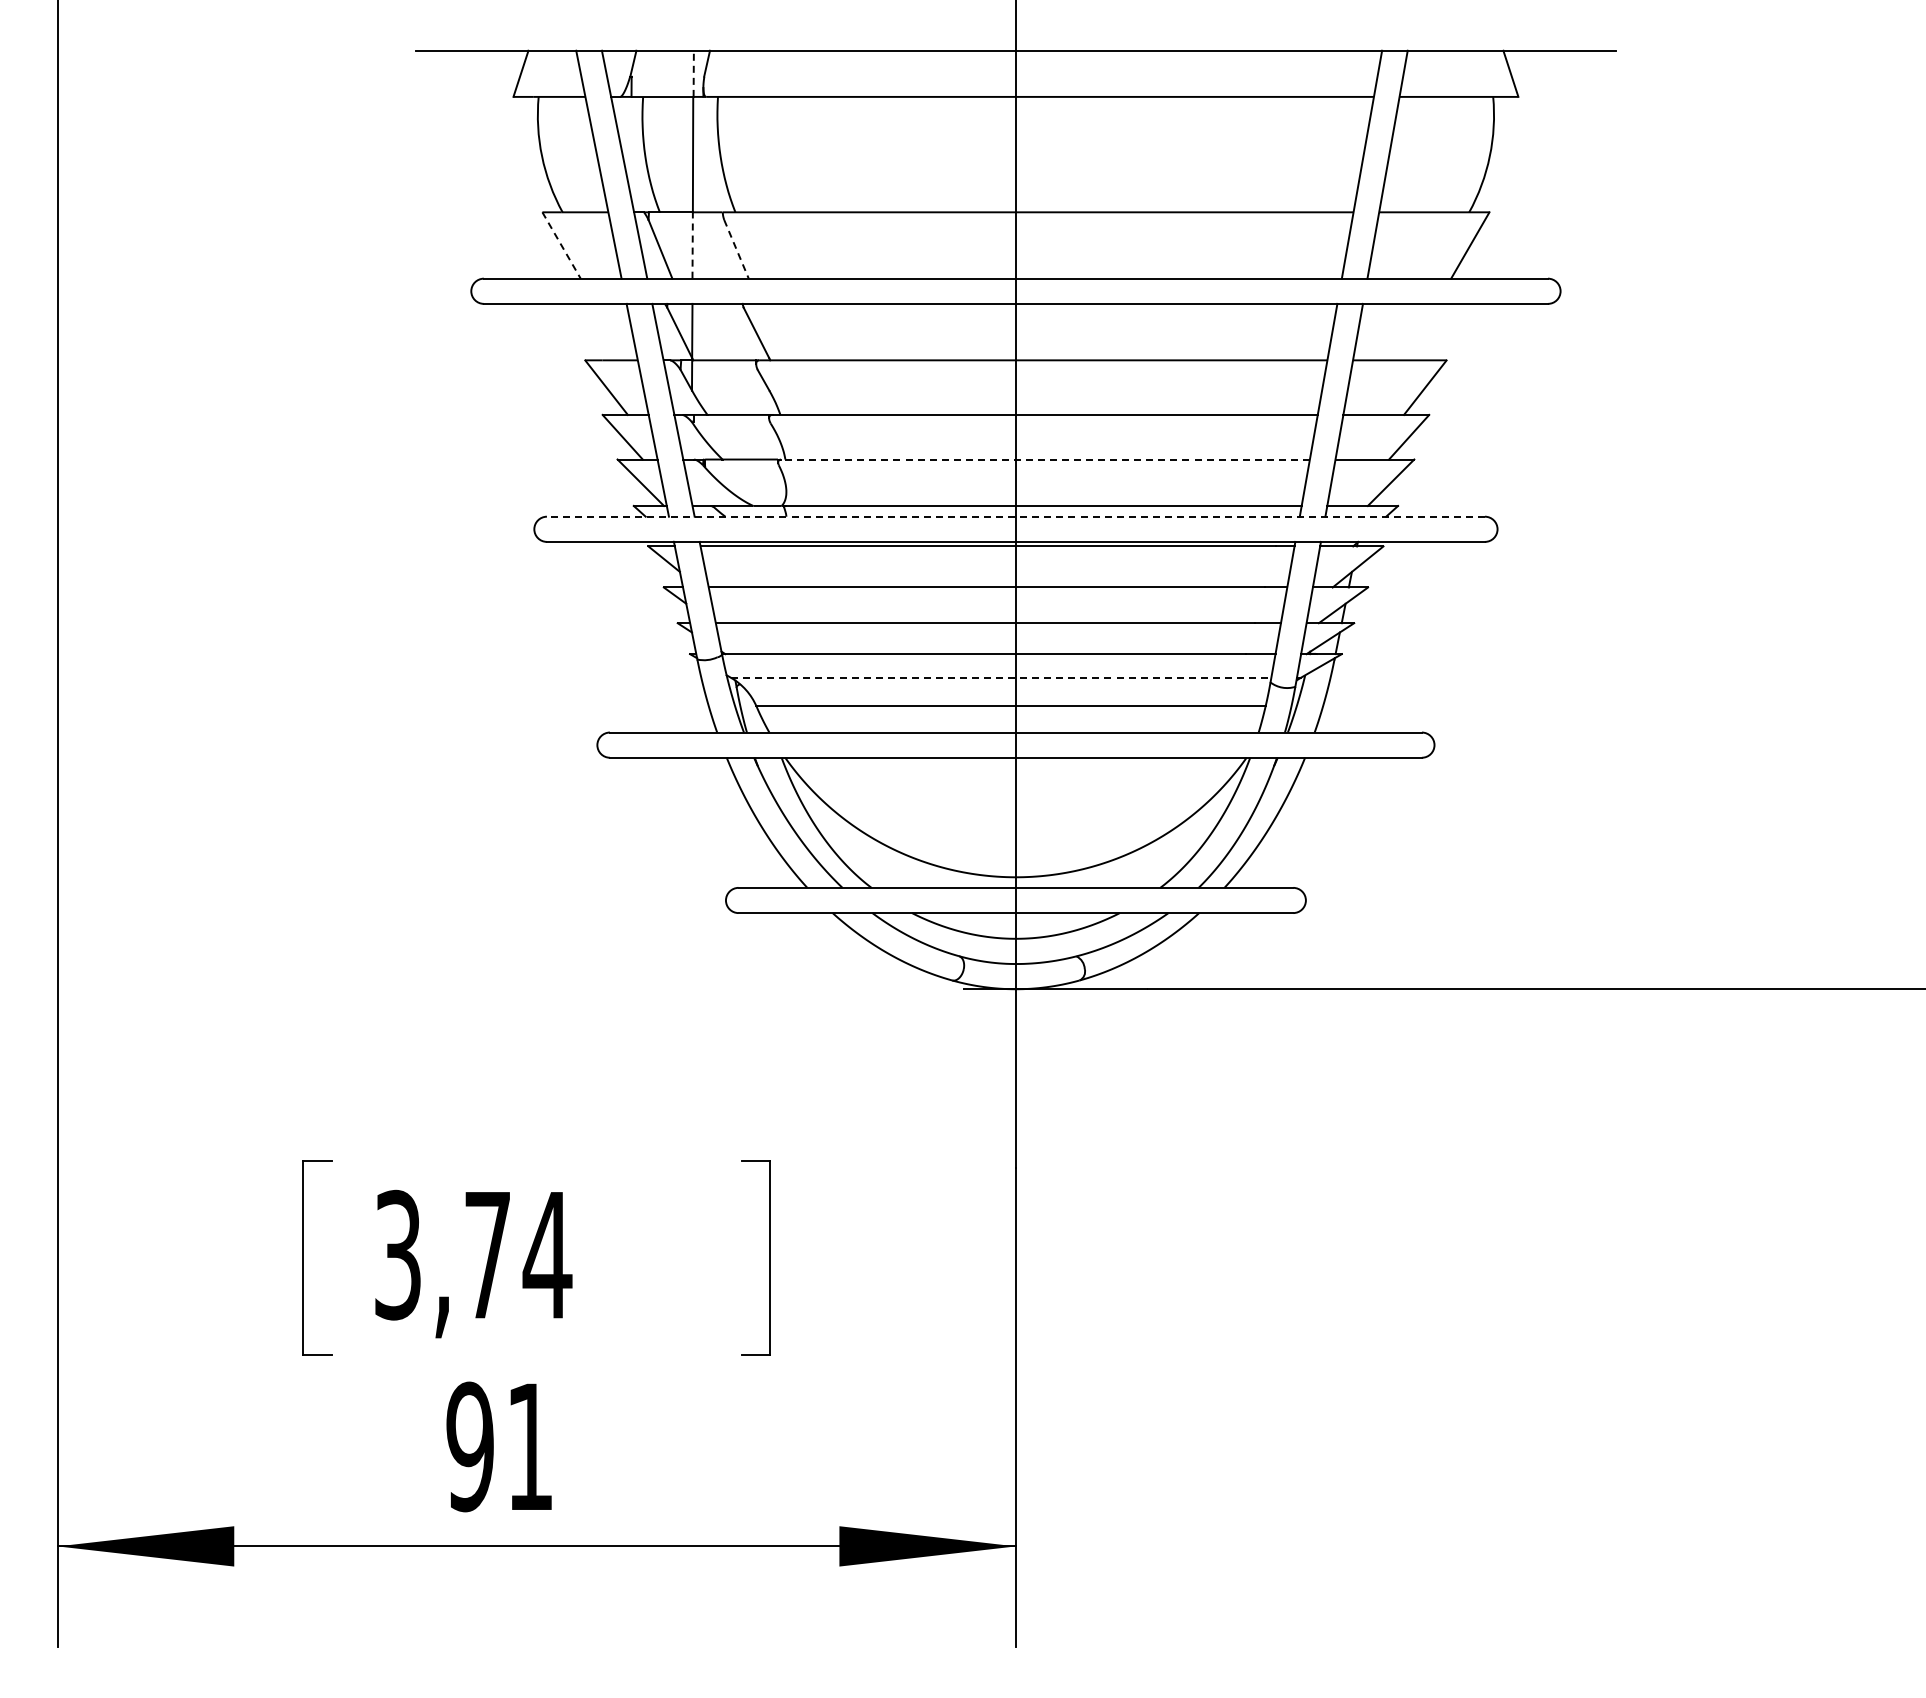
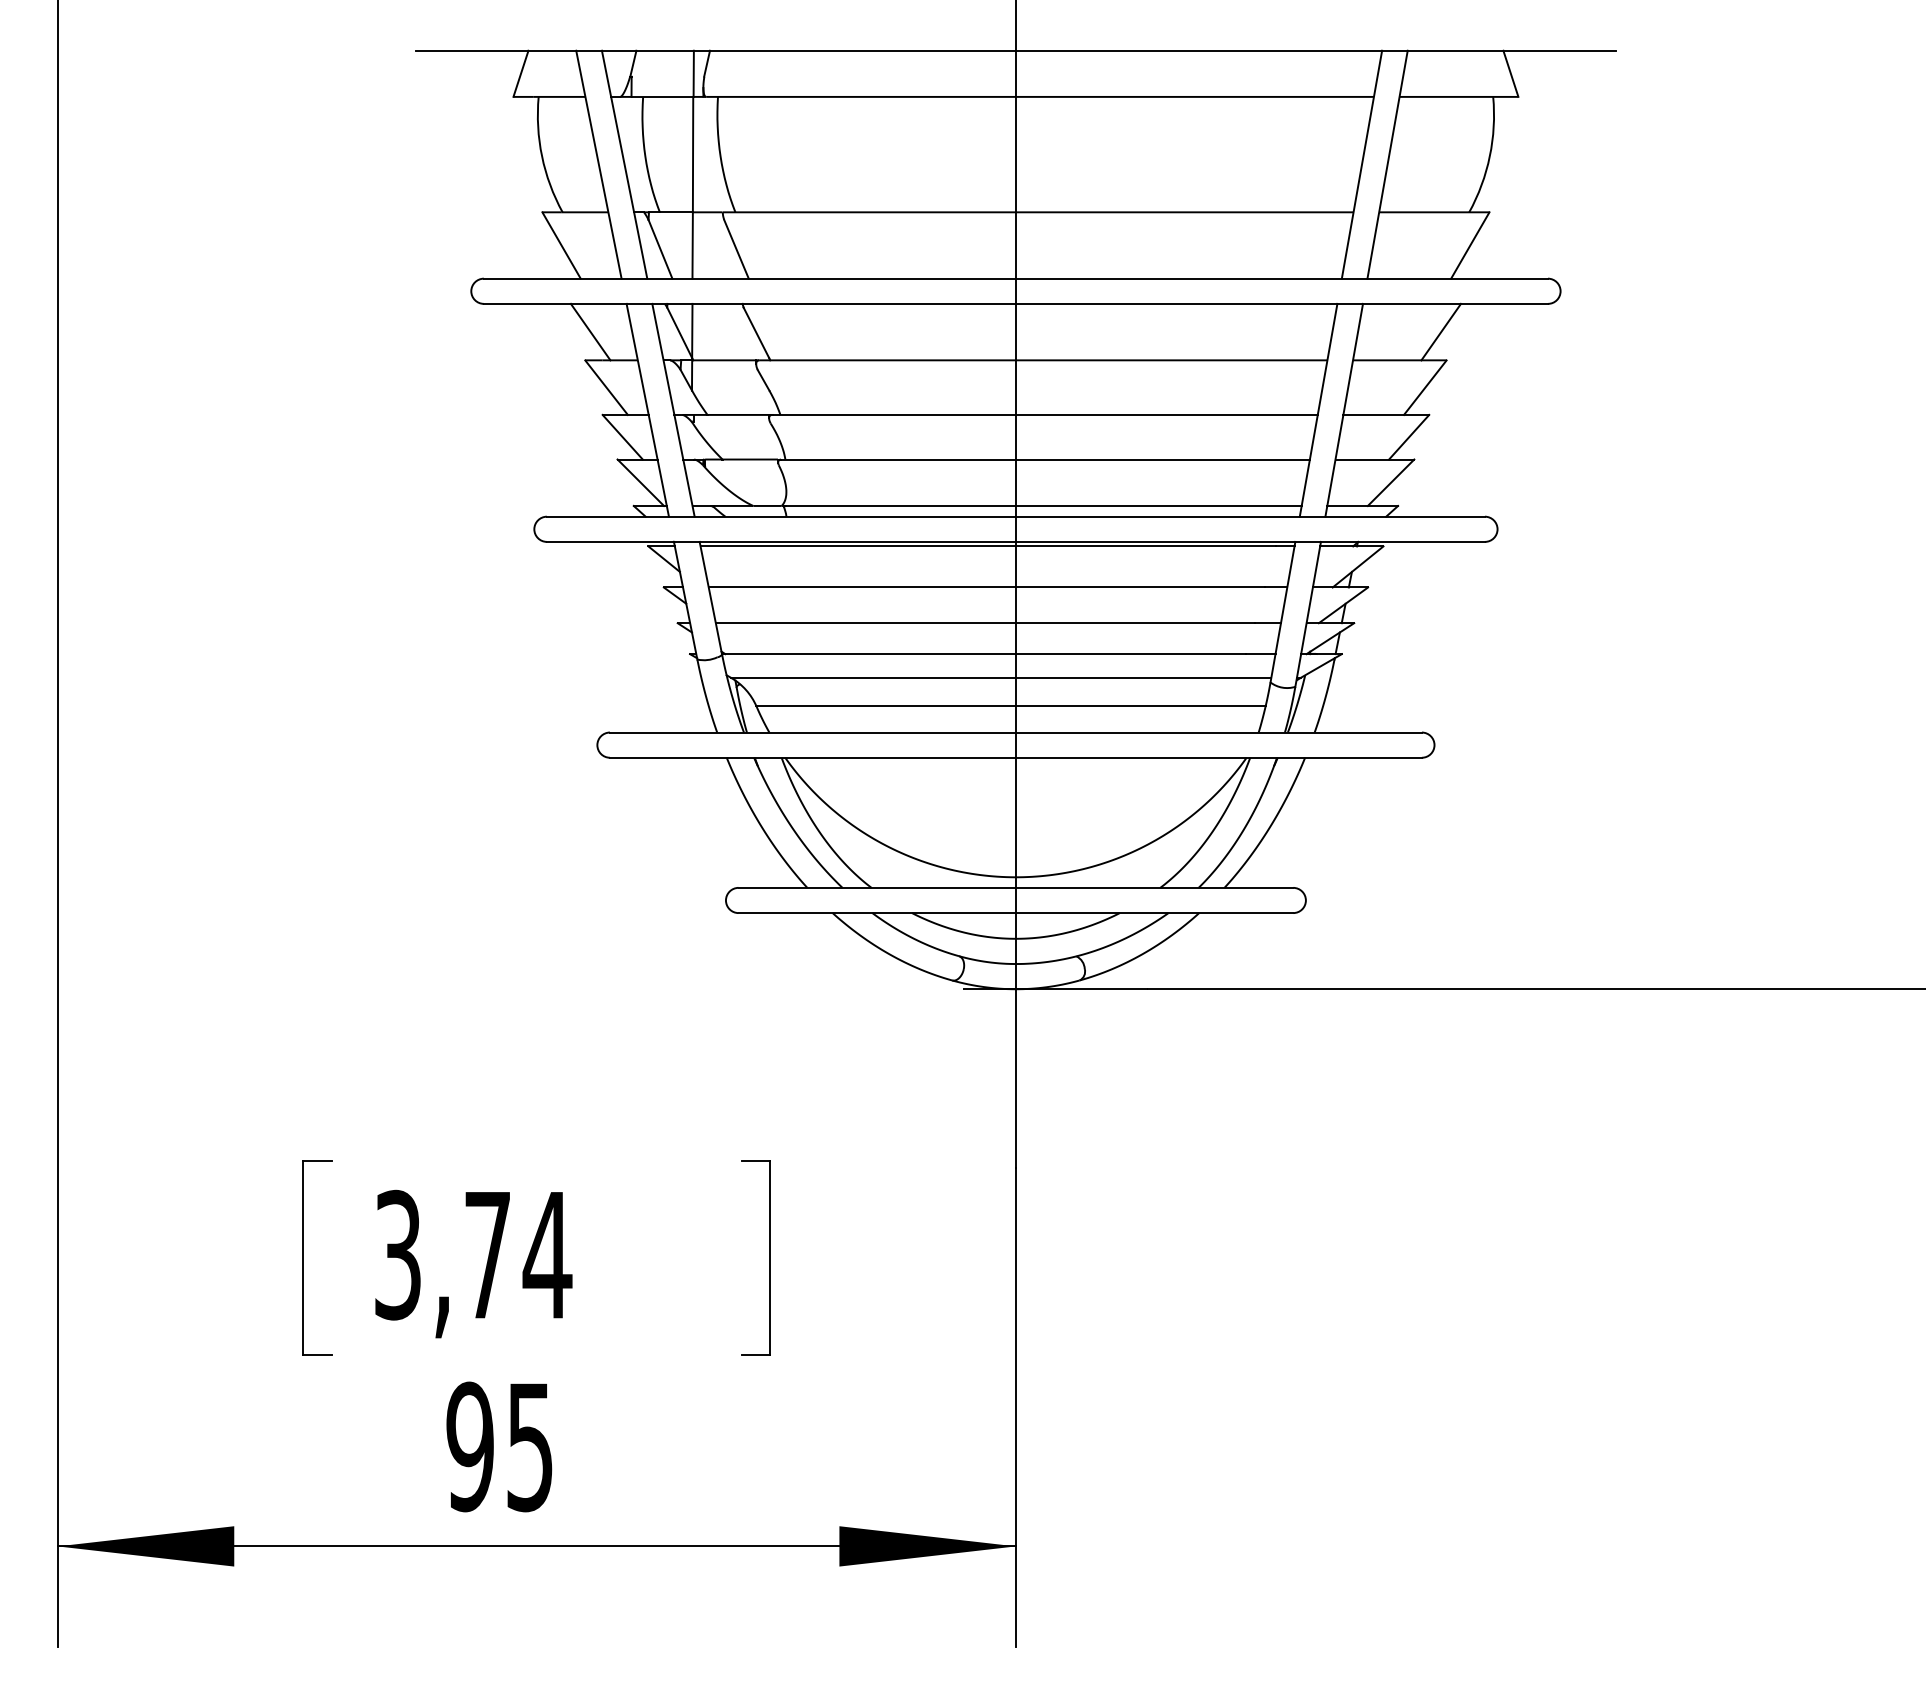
line: dashed -> solid (693, 73)
line: dashed -> solid (561, 245)
line: dashed -> solid (692, 245)
line: dashed -> solid (736, 249)
line: none -> present (590, 331)
line: none -> present (1440, 331)
line: dashed -> solid (1044, 459)
line: dashed -> solid (1015, 516)
line: dashed -> solid (1001, 677)
text: 91 -> 95 (529, 1447)
